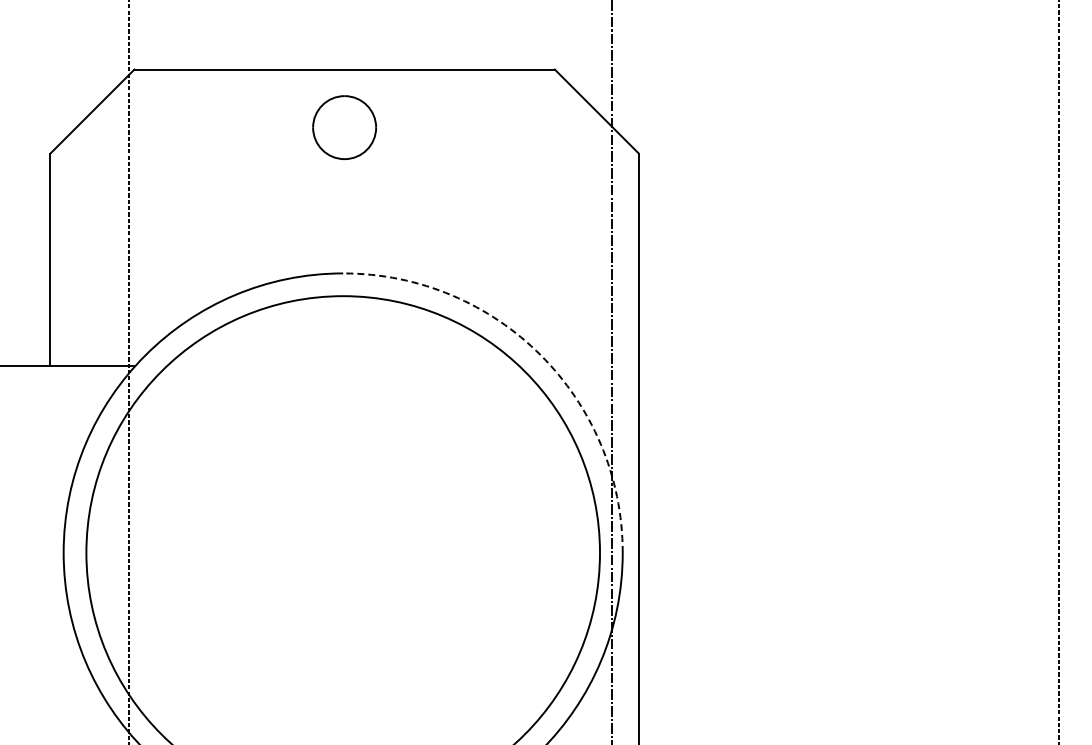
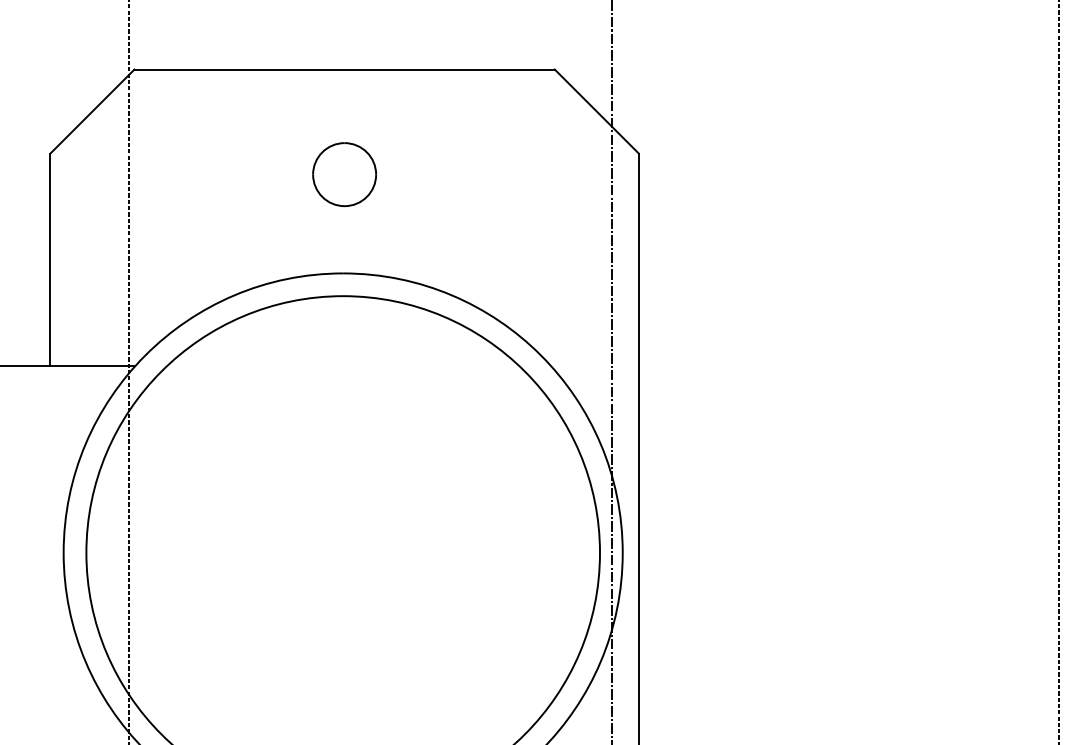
part position: (344, 127) -> (344, 174) (344, 174)
arc: dashed -> solid (540, 355)
